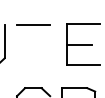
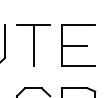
part position: (83, 44) -> (78, 45) (78, 45)
line: none -> present (33, 45)
